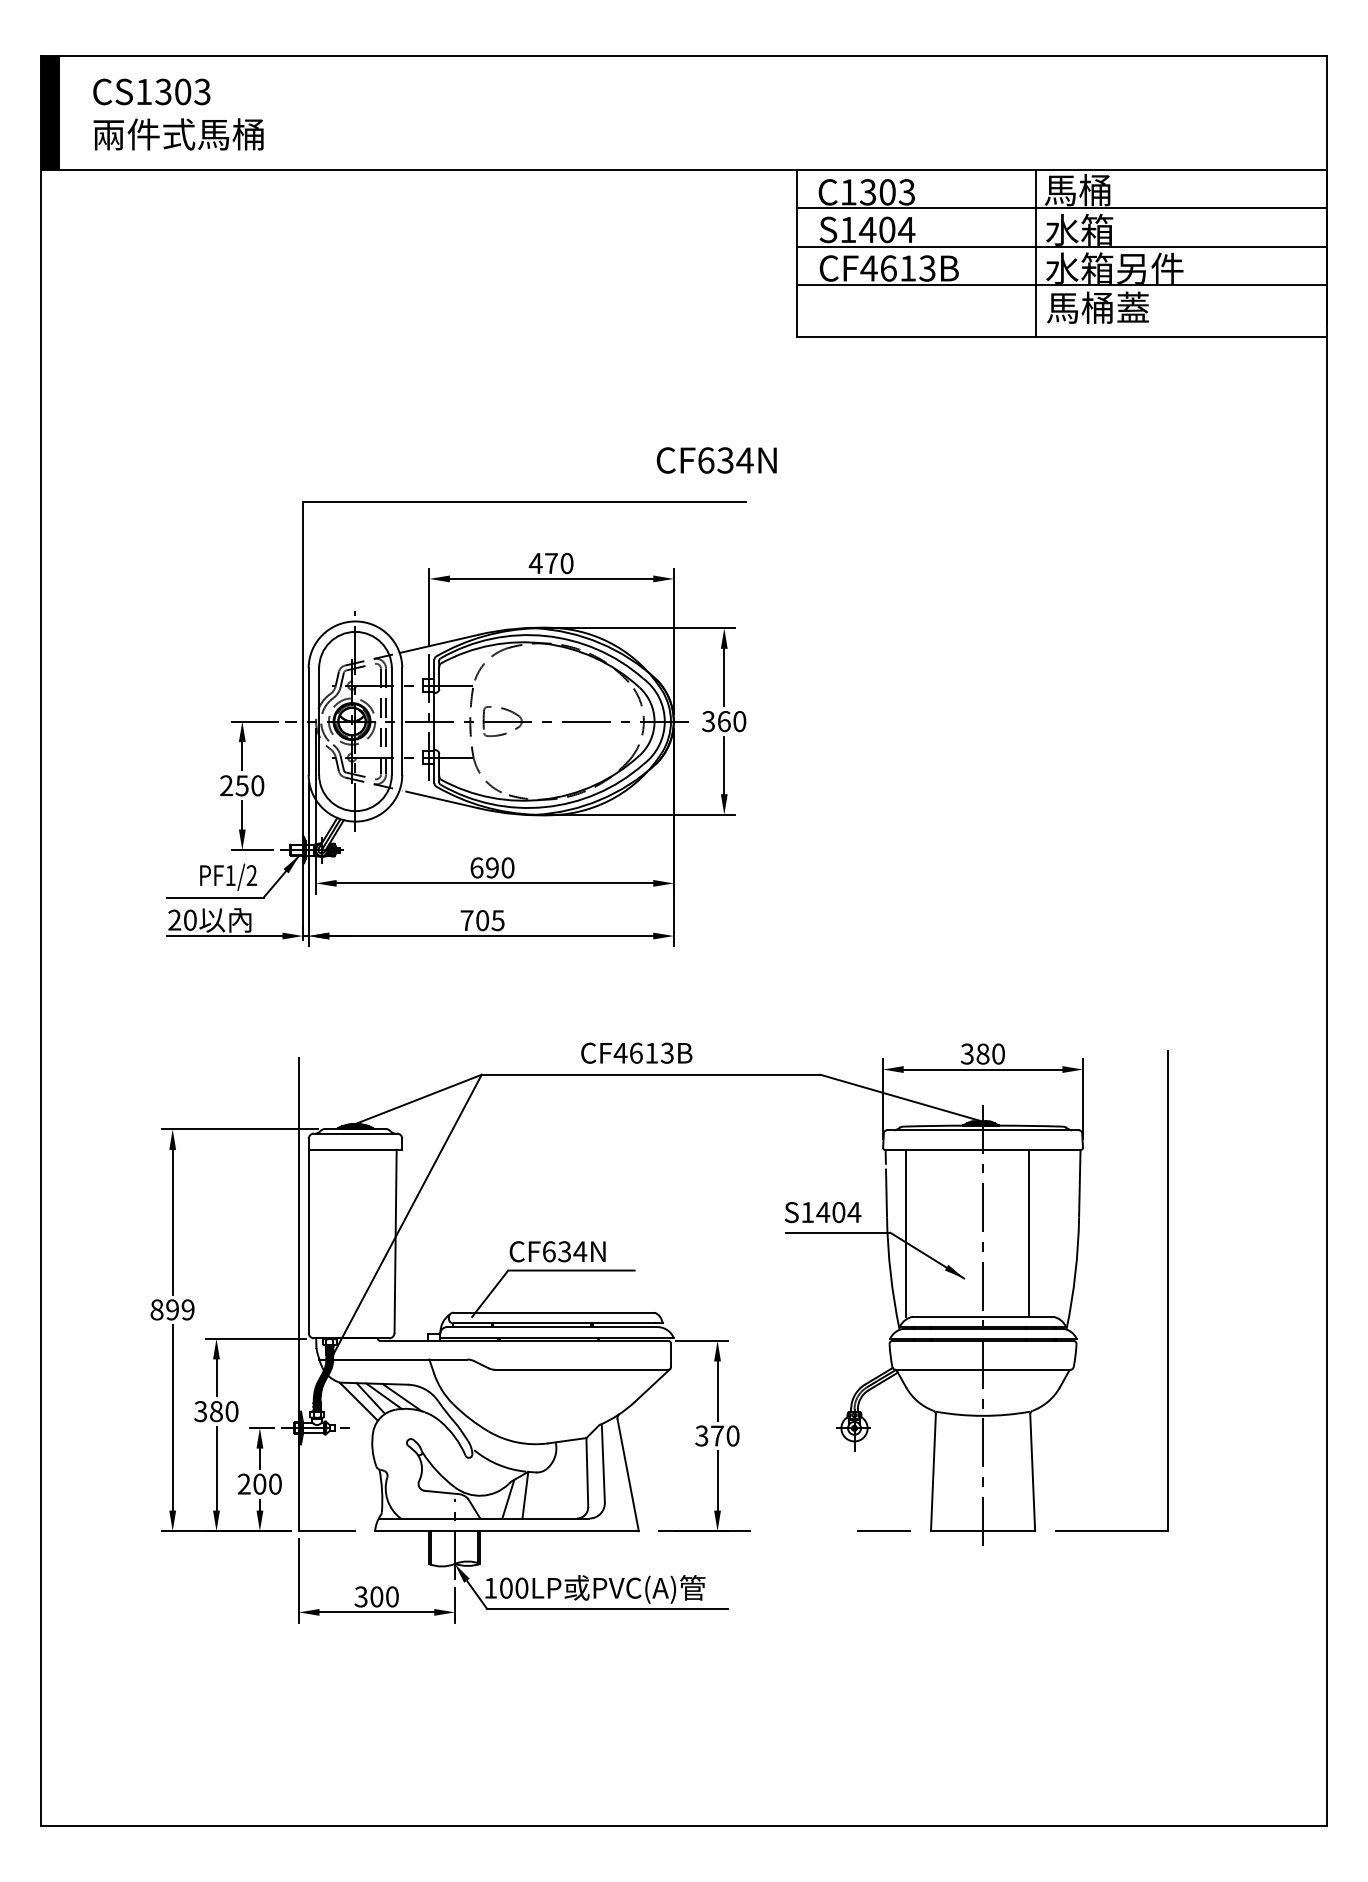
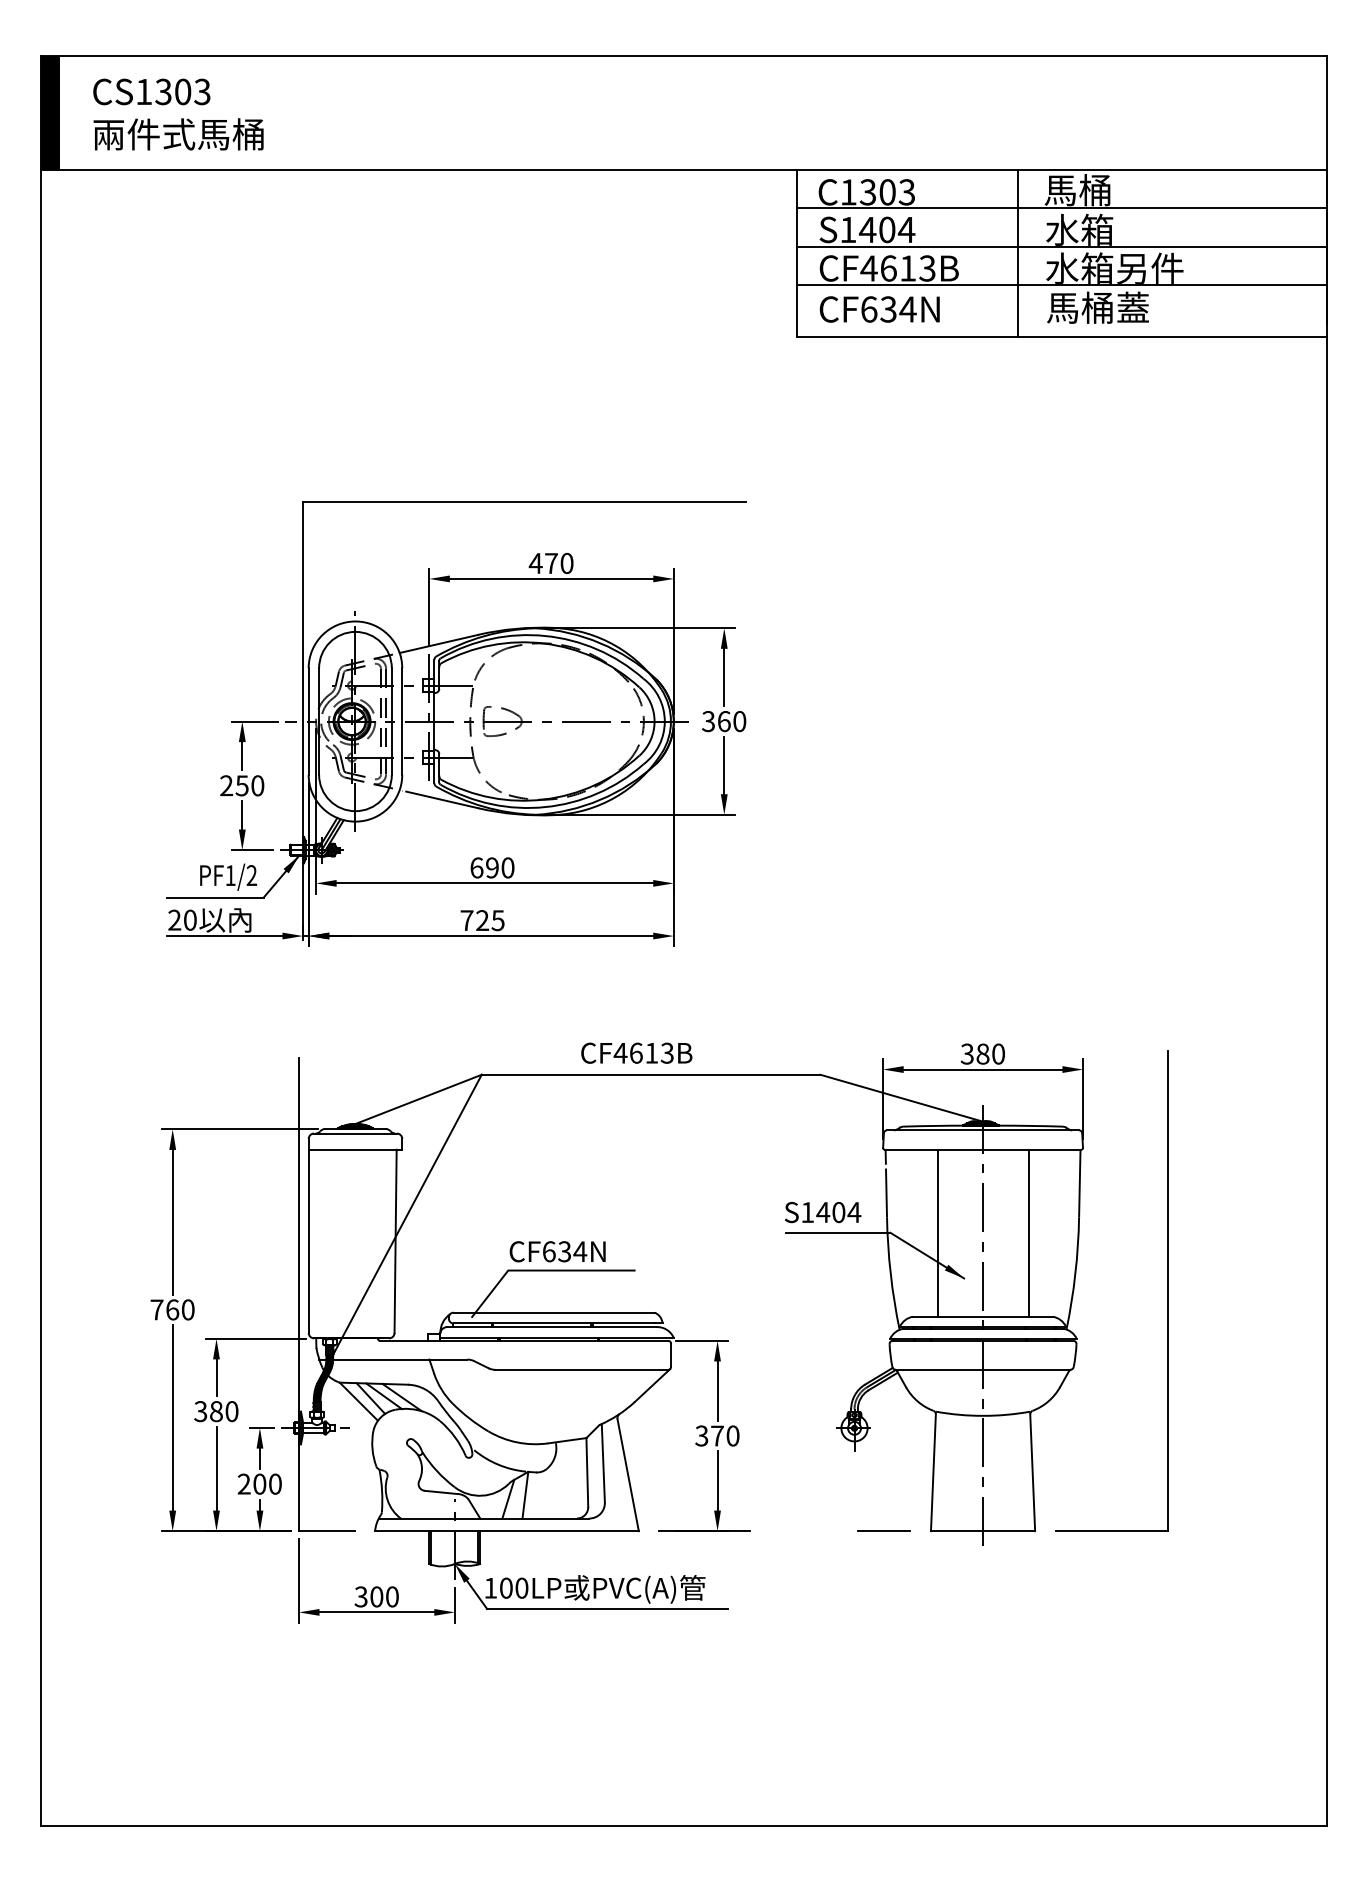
line position: (1036, 253) -> (1018, 253) (1018, 253)
text position: (716, 460) -> (879, 309) (879, 309)
text: 705 -> 725 (482, 920)
line position: (905, 1232) -> (937, 1232) (937, 1232)
text: 899 -> 760 (172, 1309)
